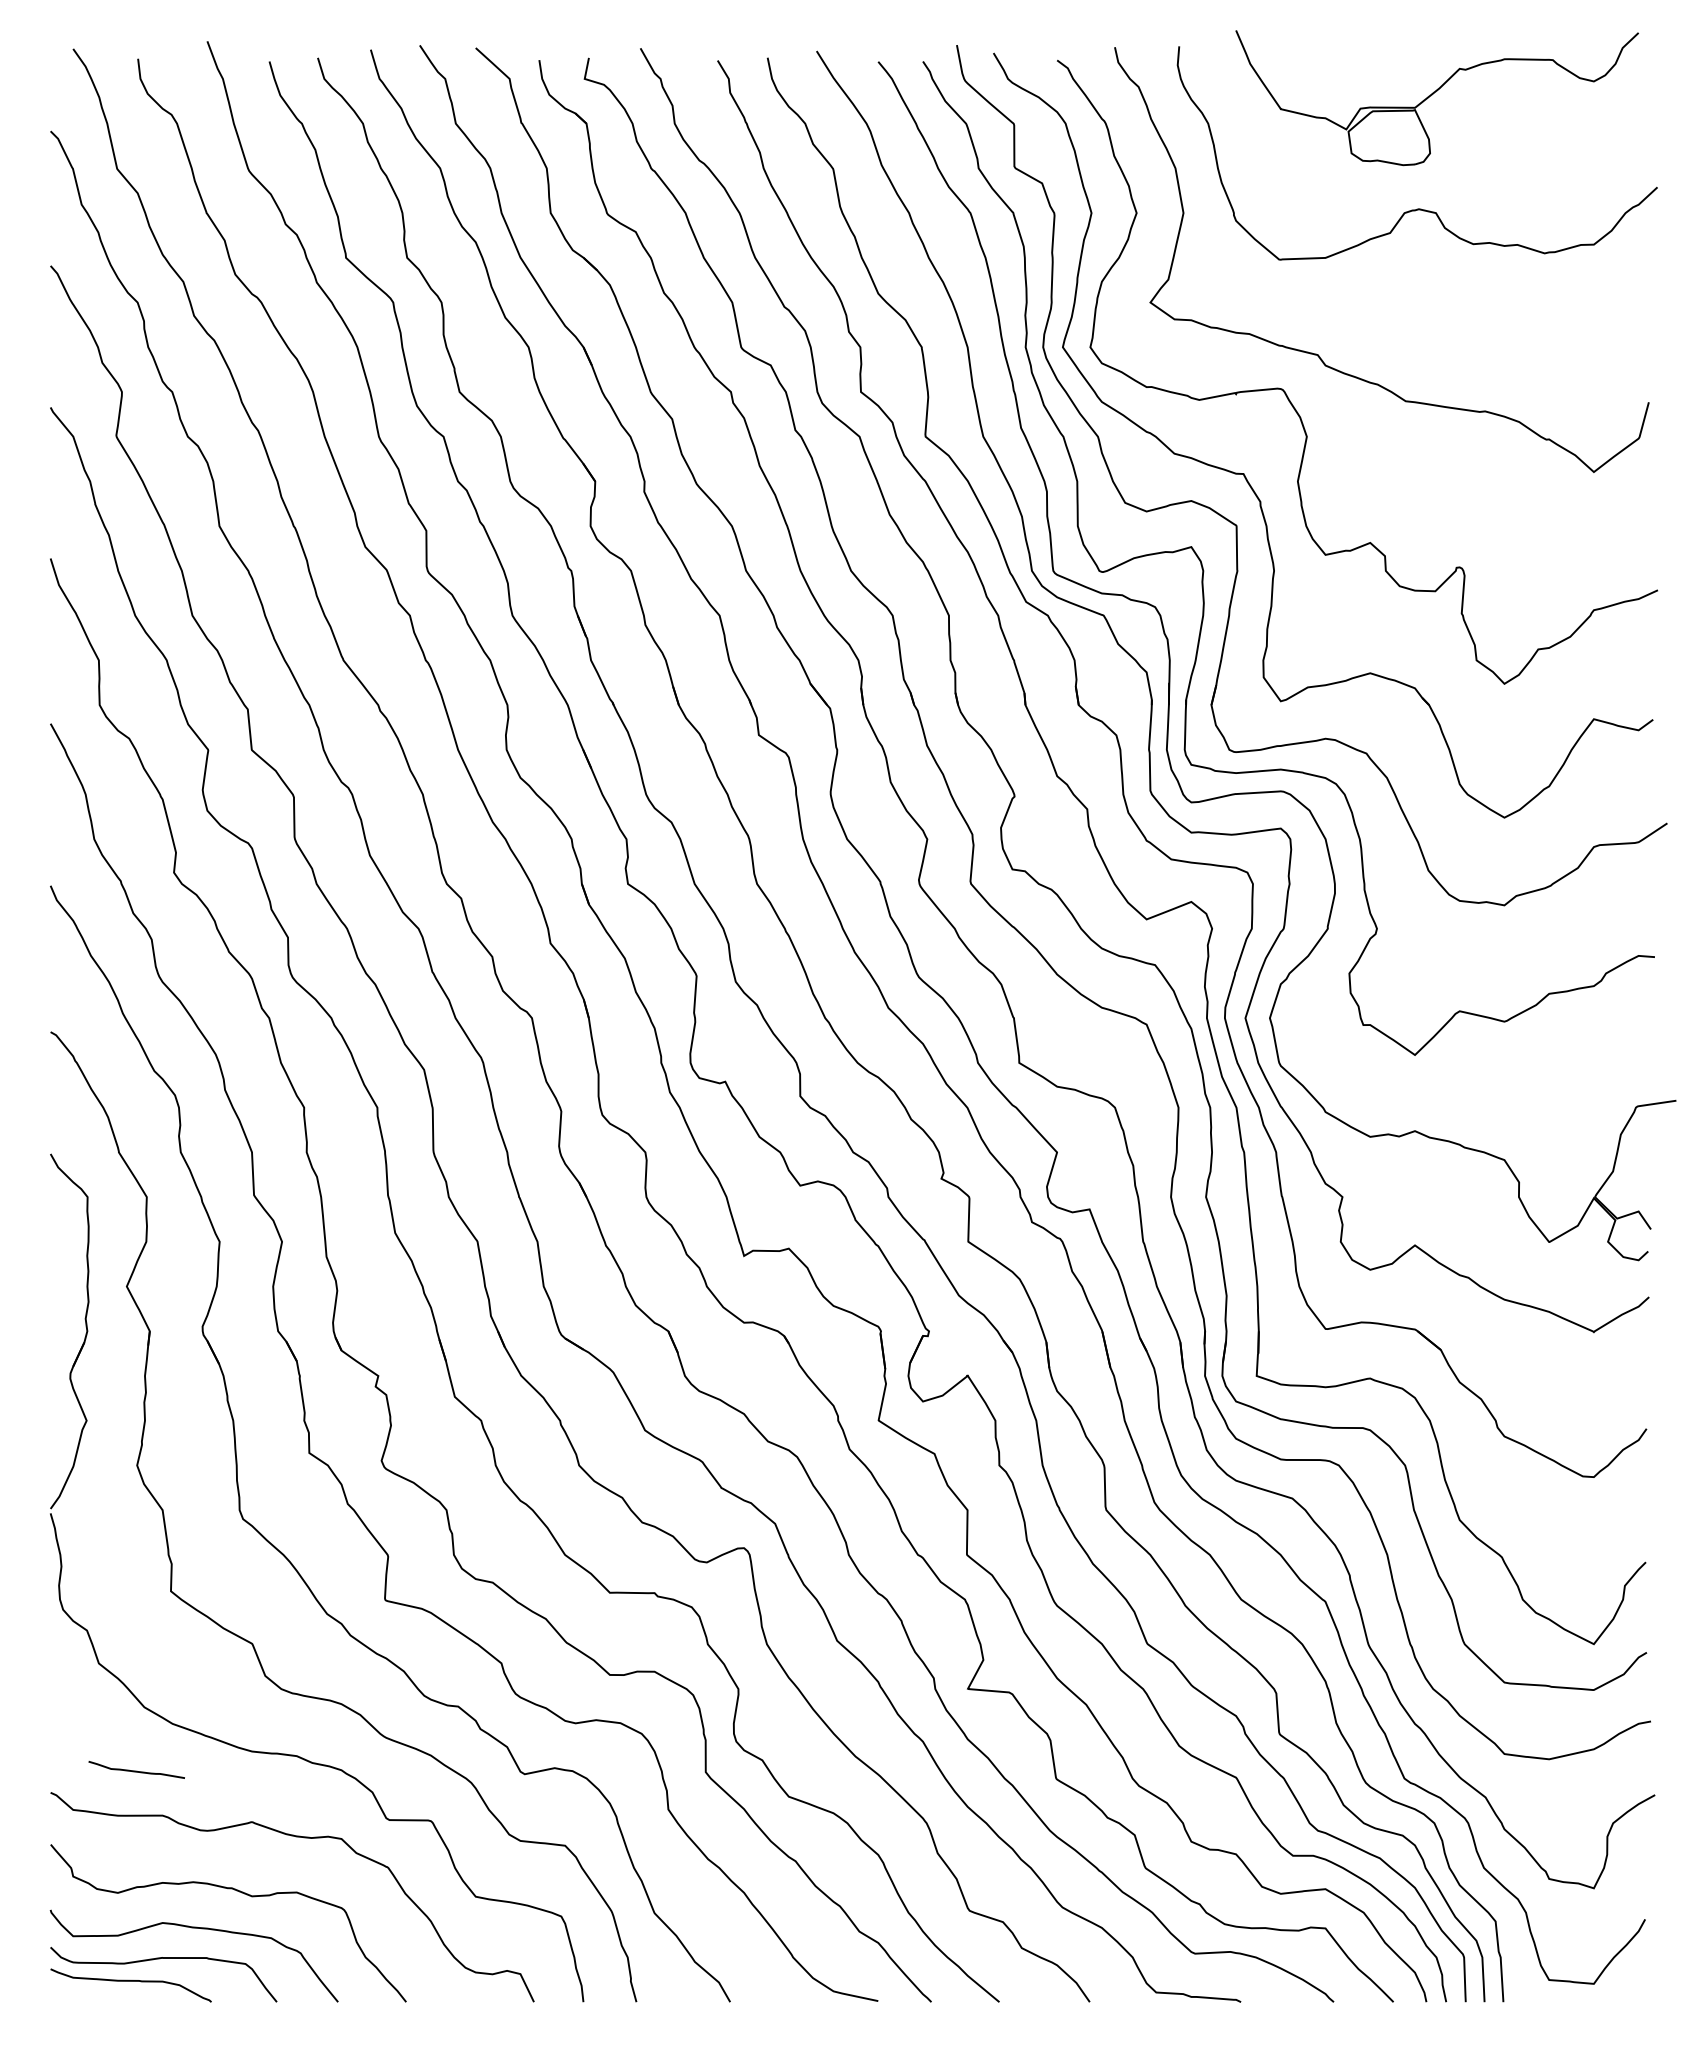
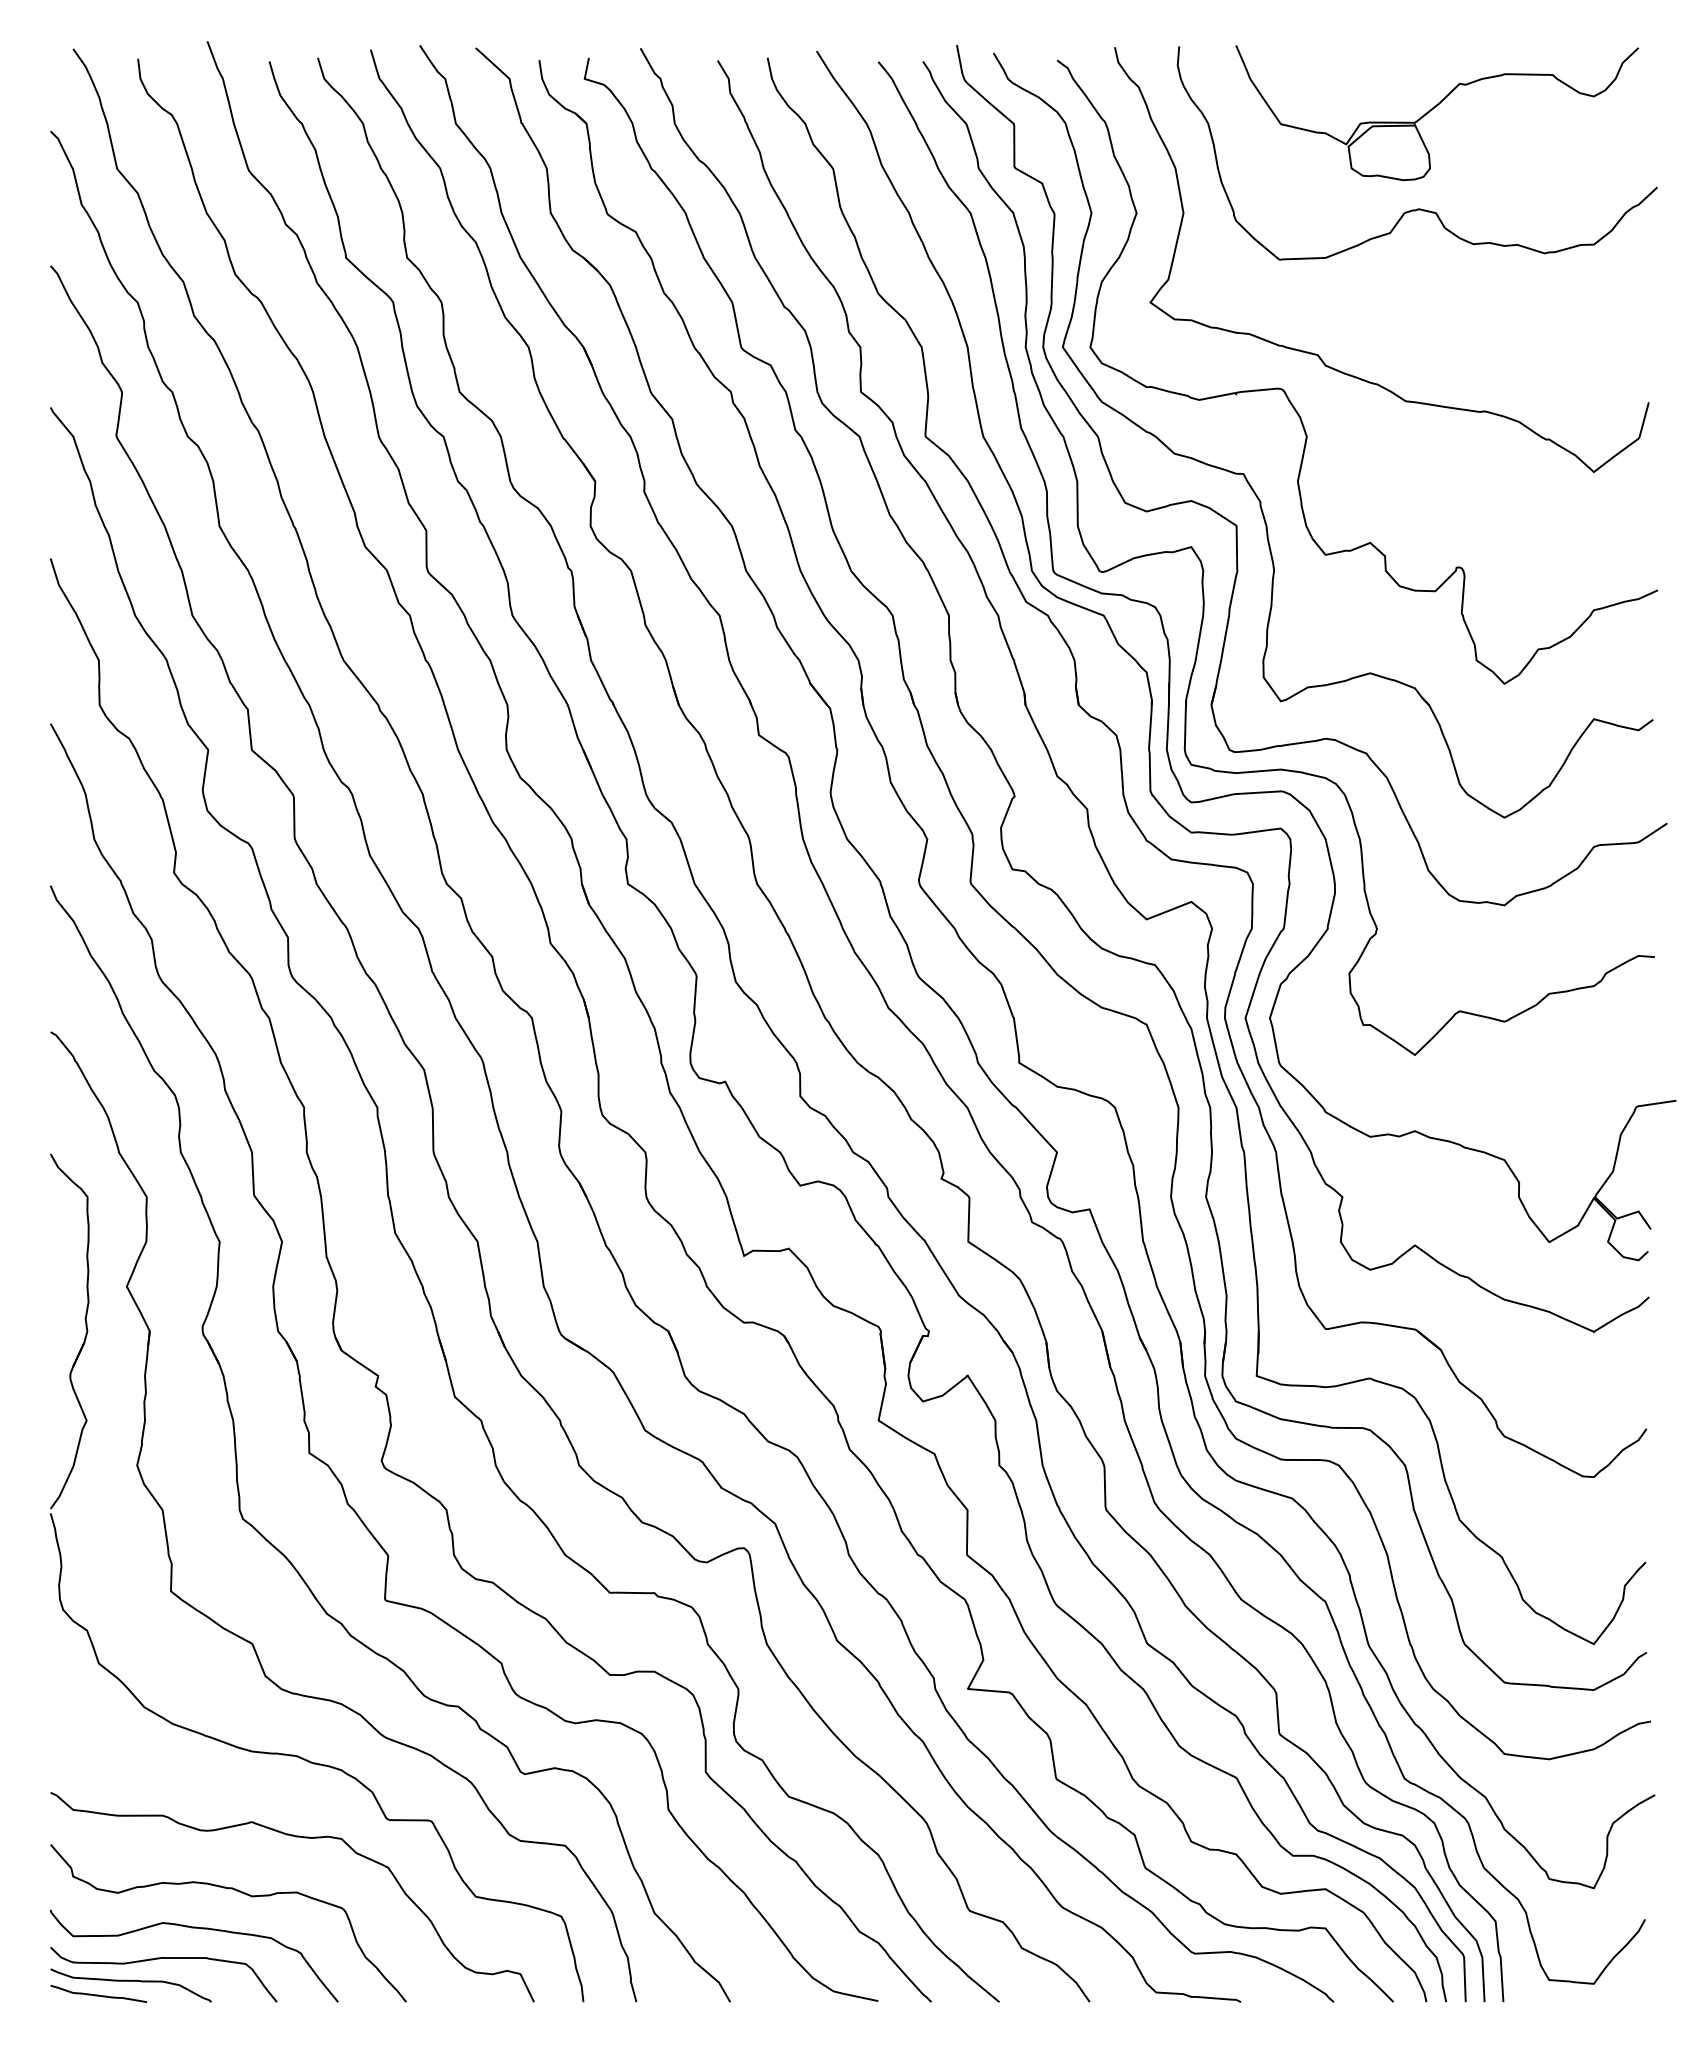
part position: (1436, 98) -> (1436, 113) (1436, 113)
curve position: (136, 1770) -> (98, 1994) (98, 1994)
